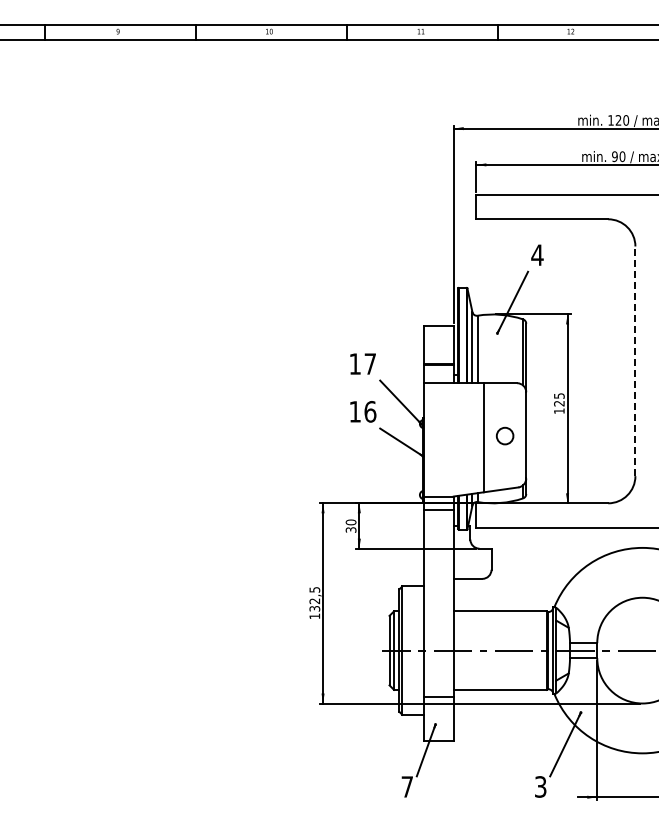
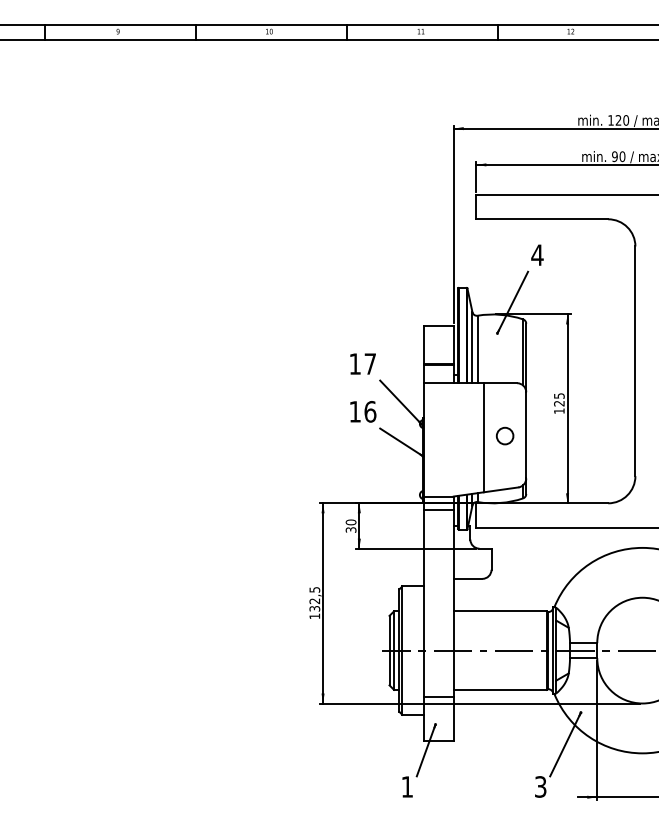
line: dashed -> solid (635, 361)
text: 7 -> 1 (406, 786)
